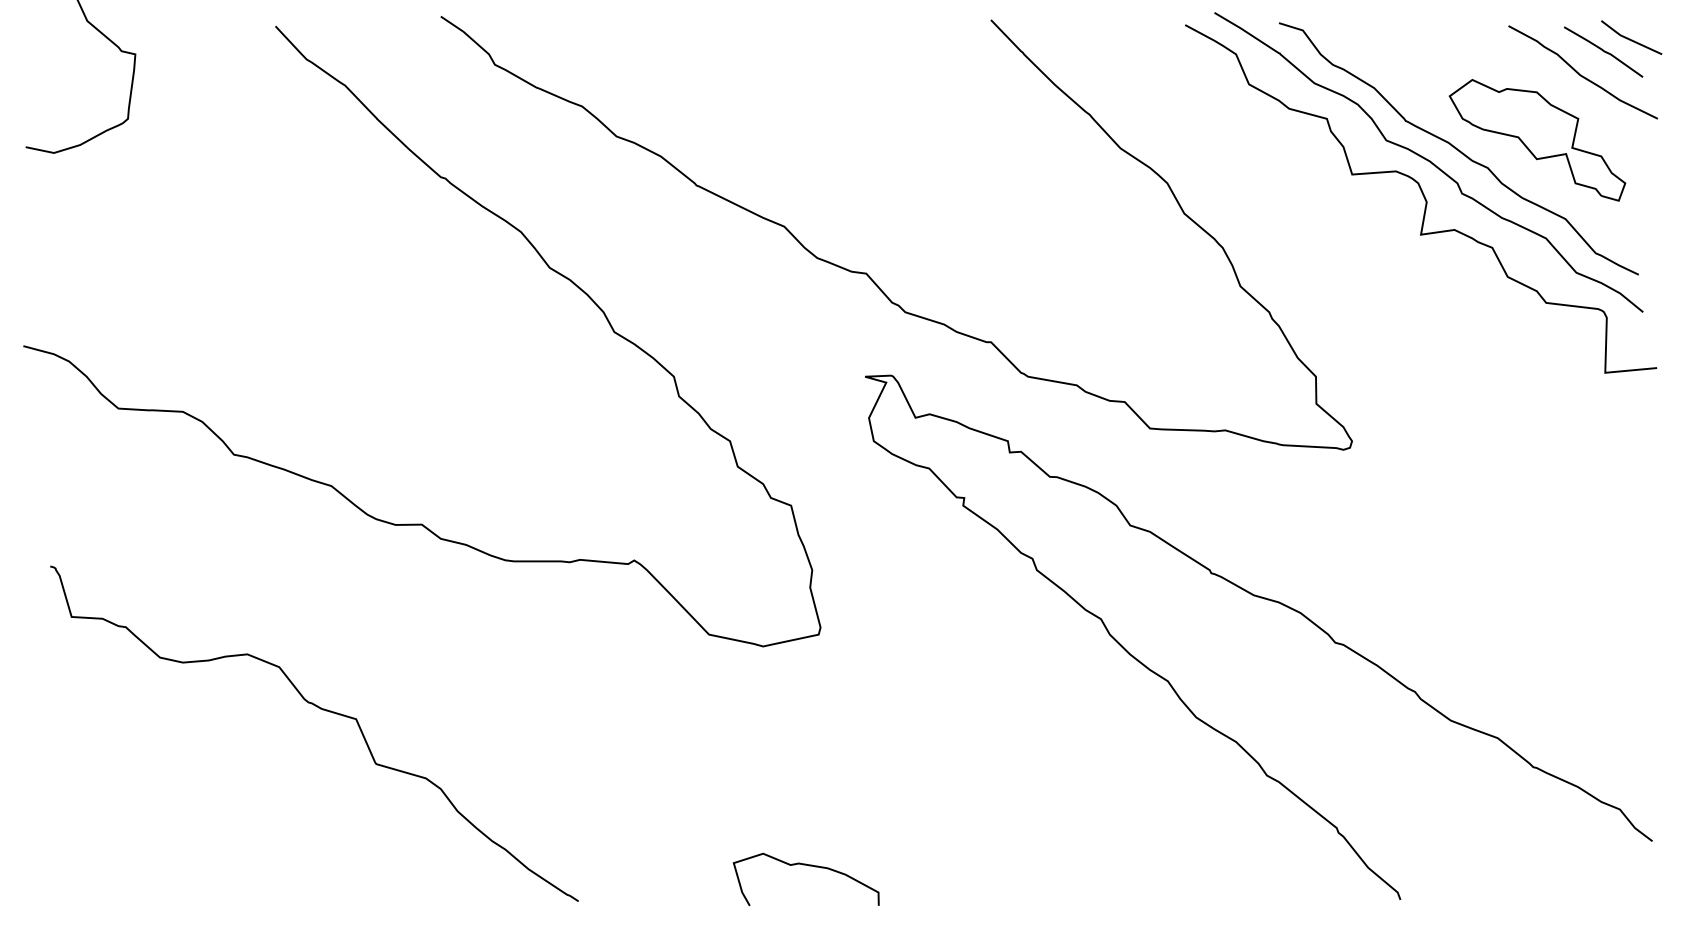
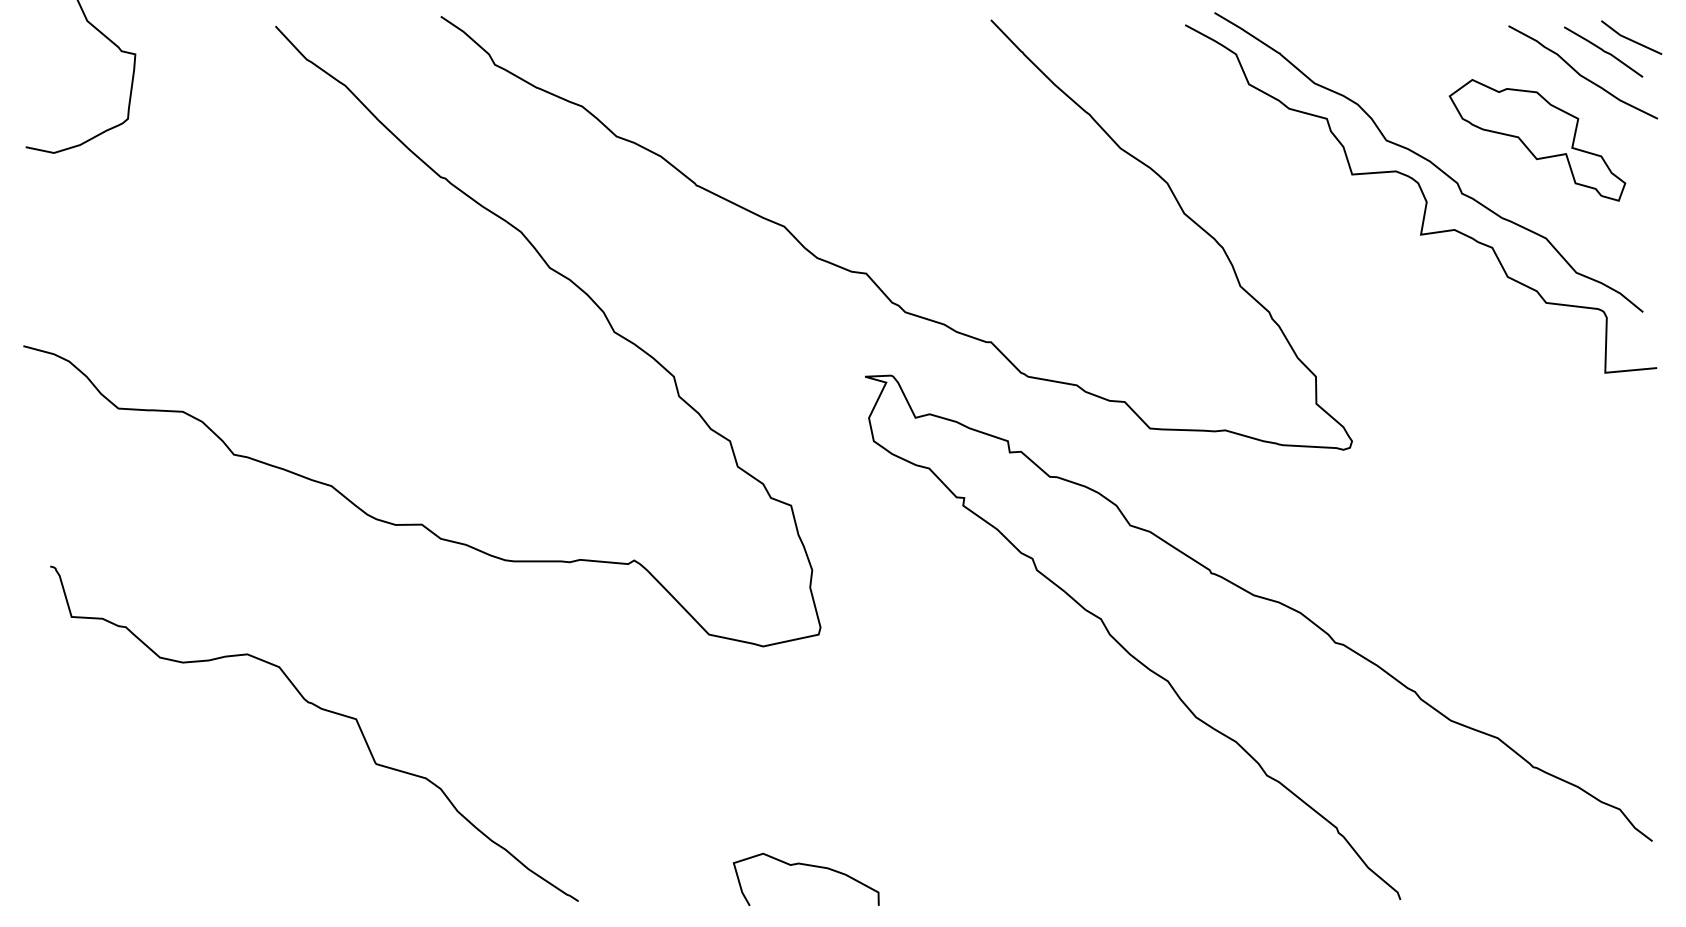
curve: present -> none (1457, 148)
